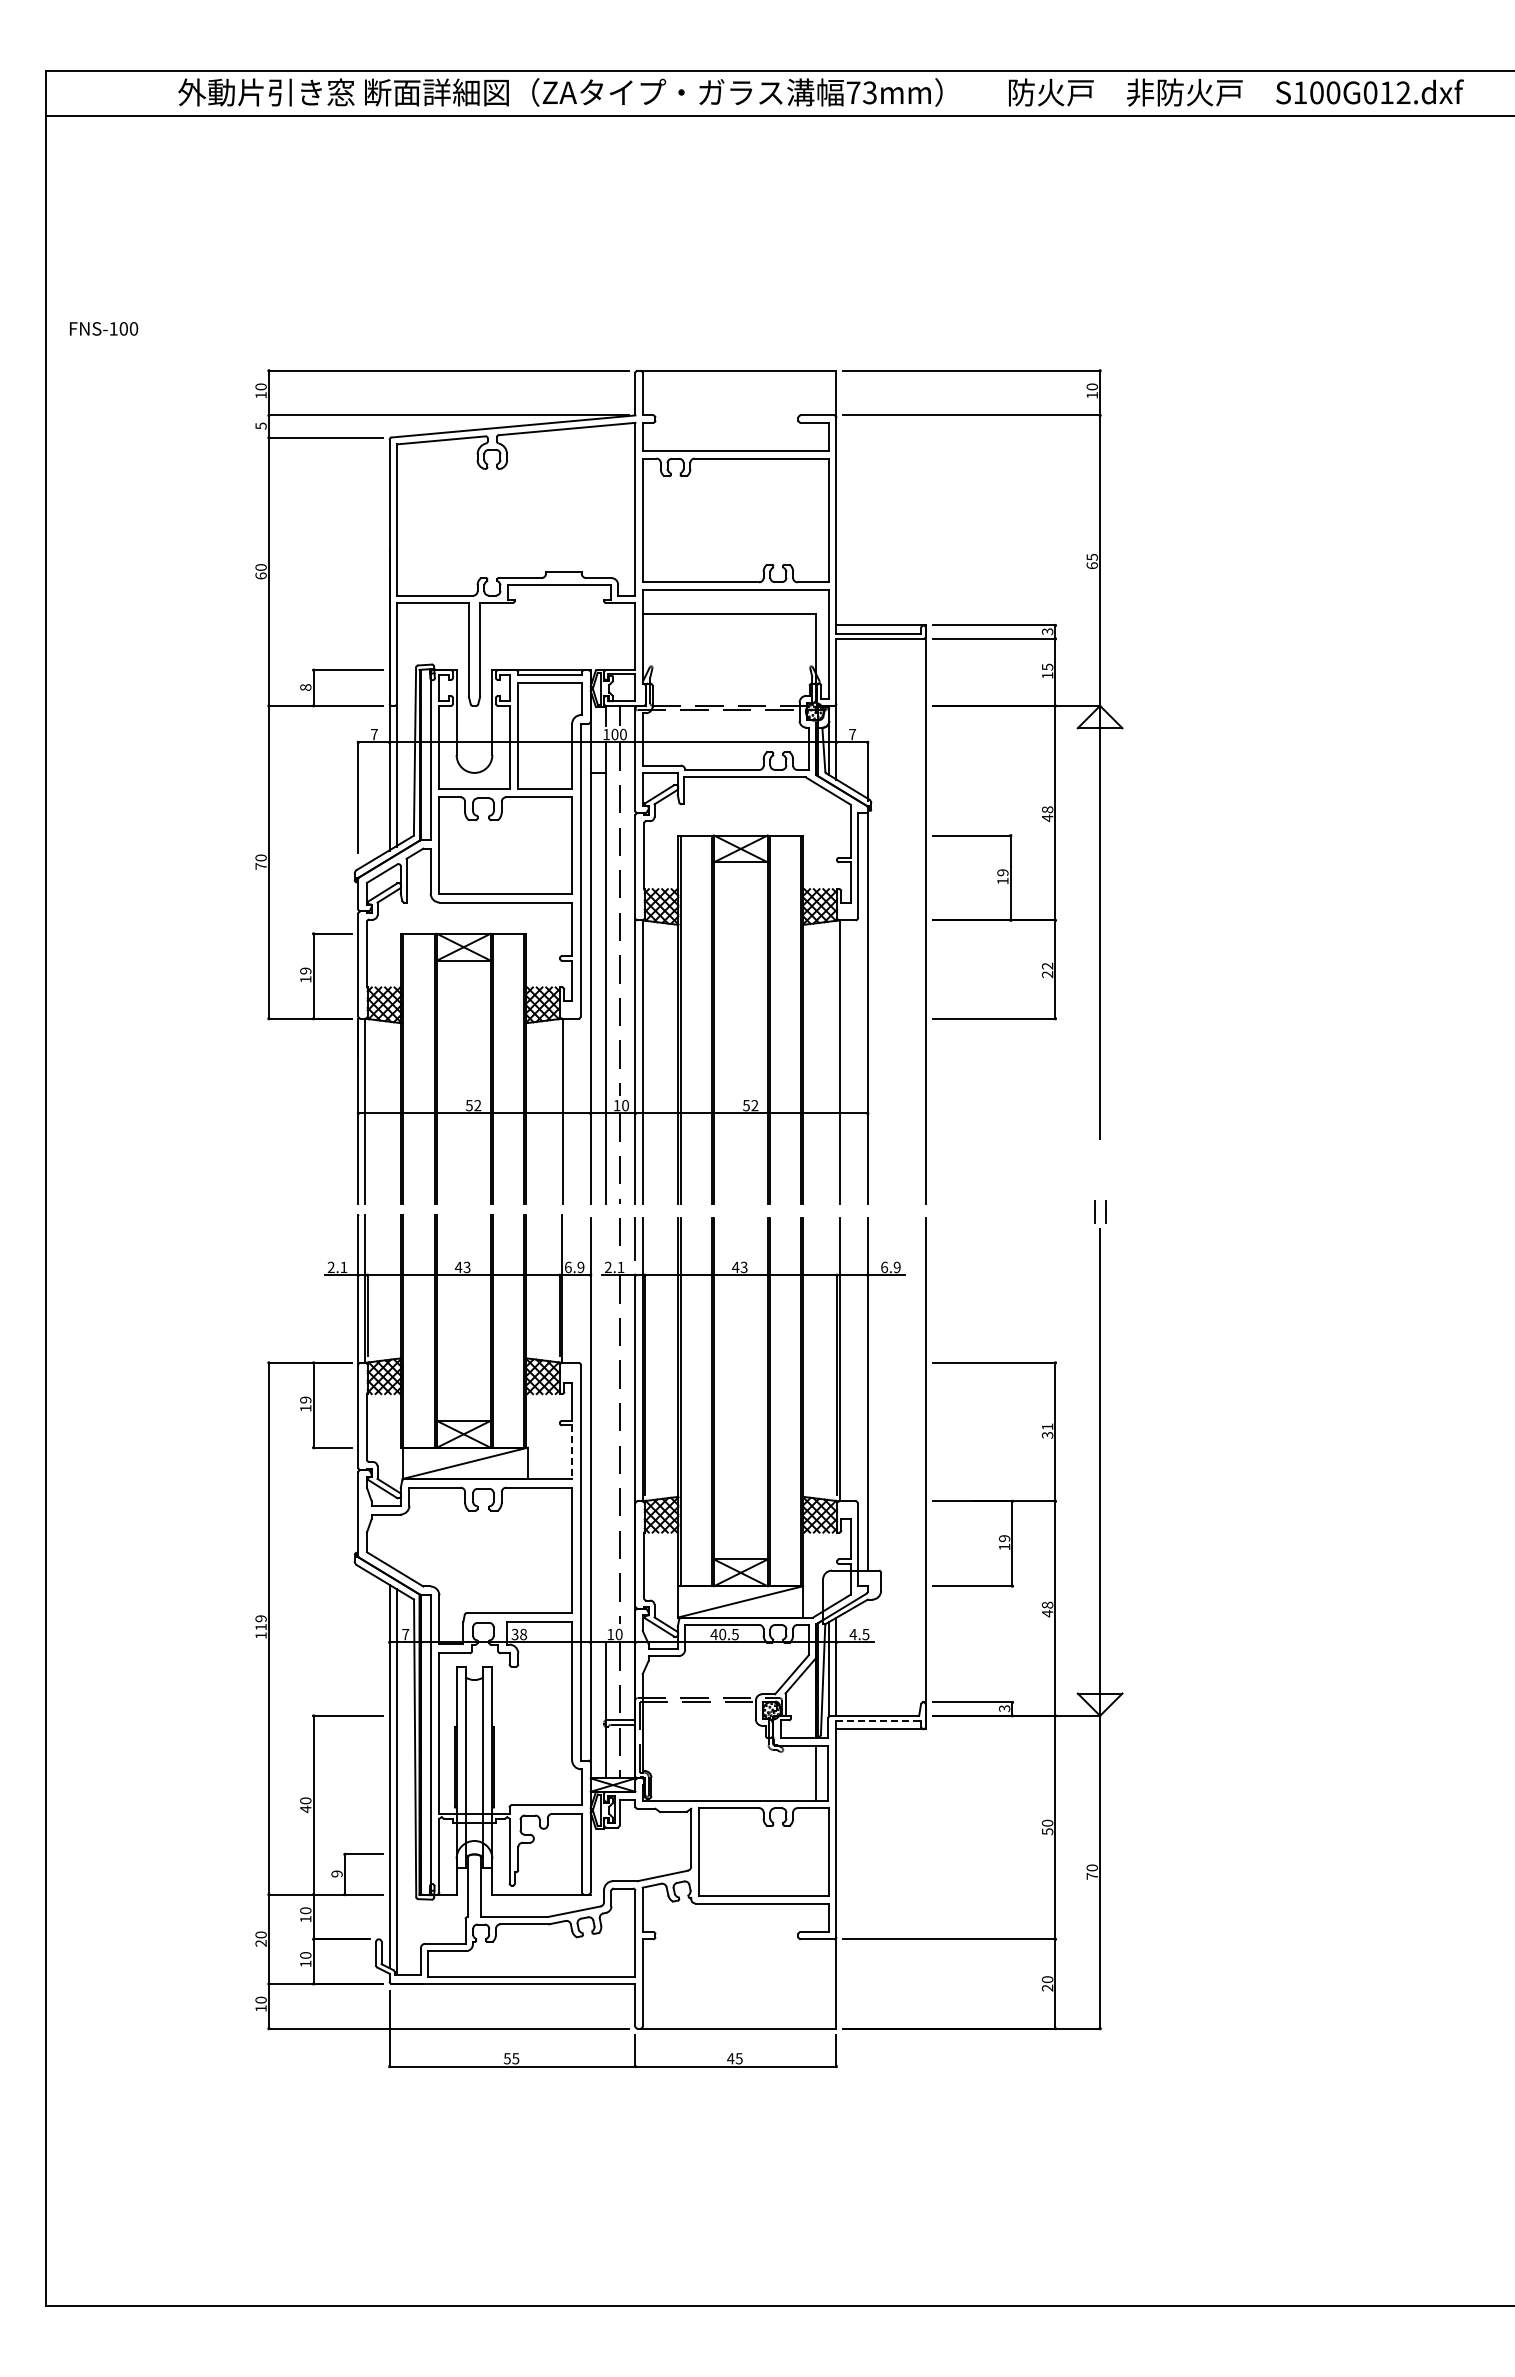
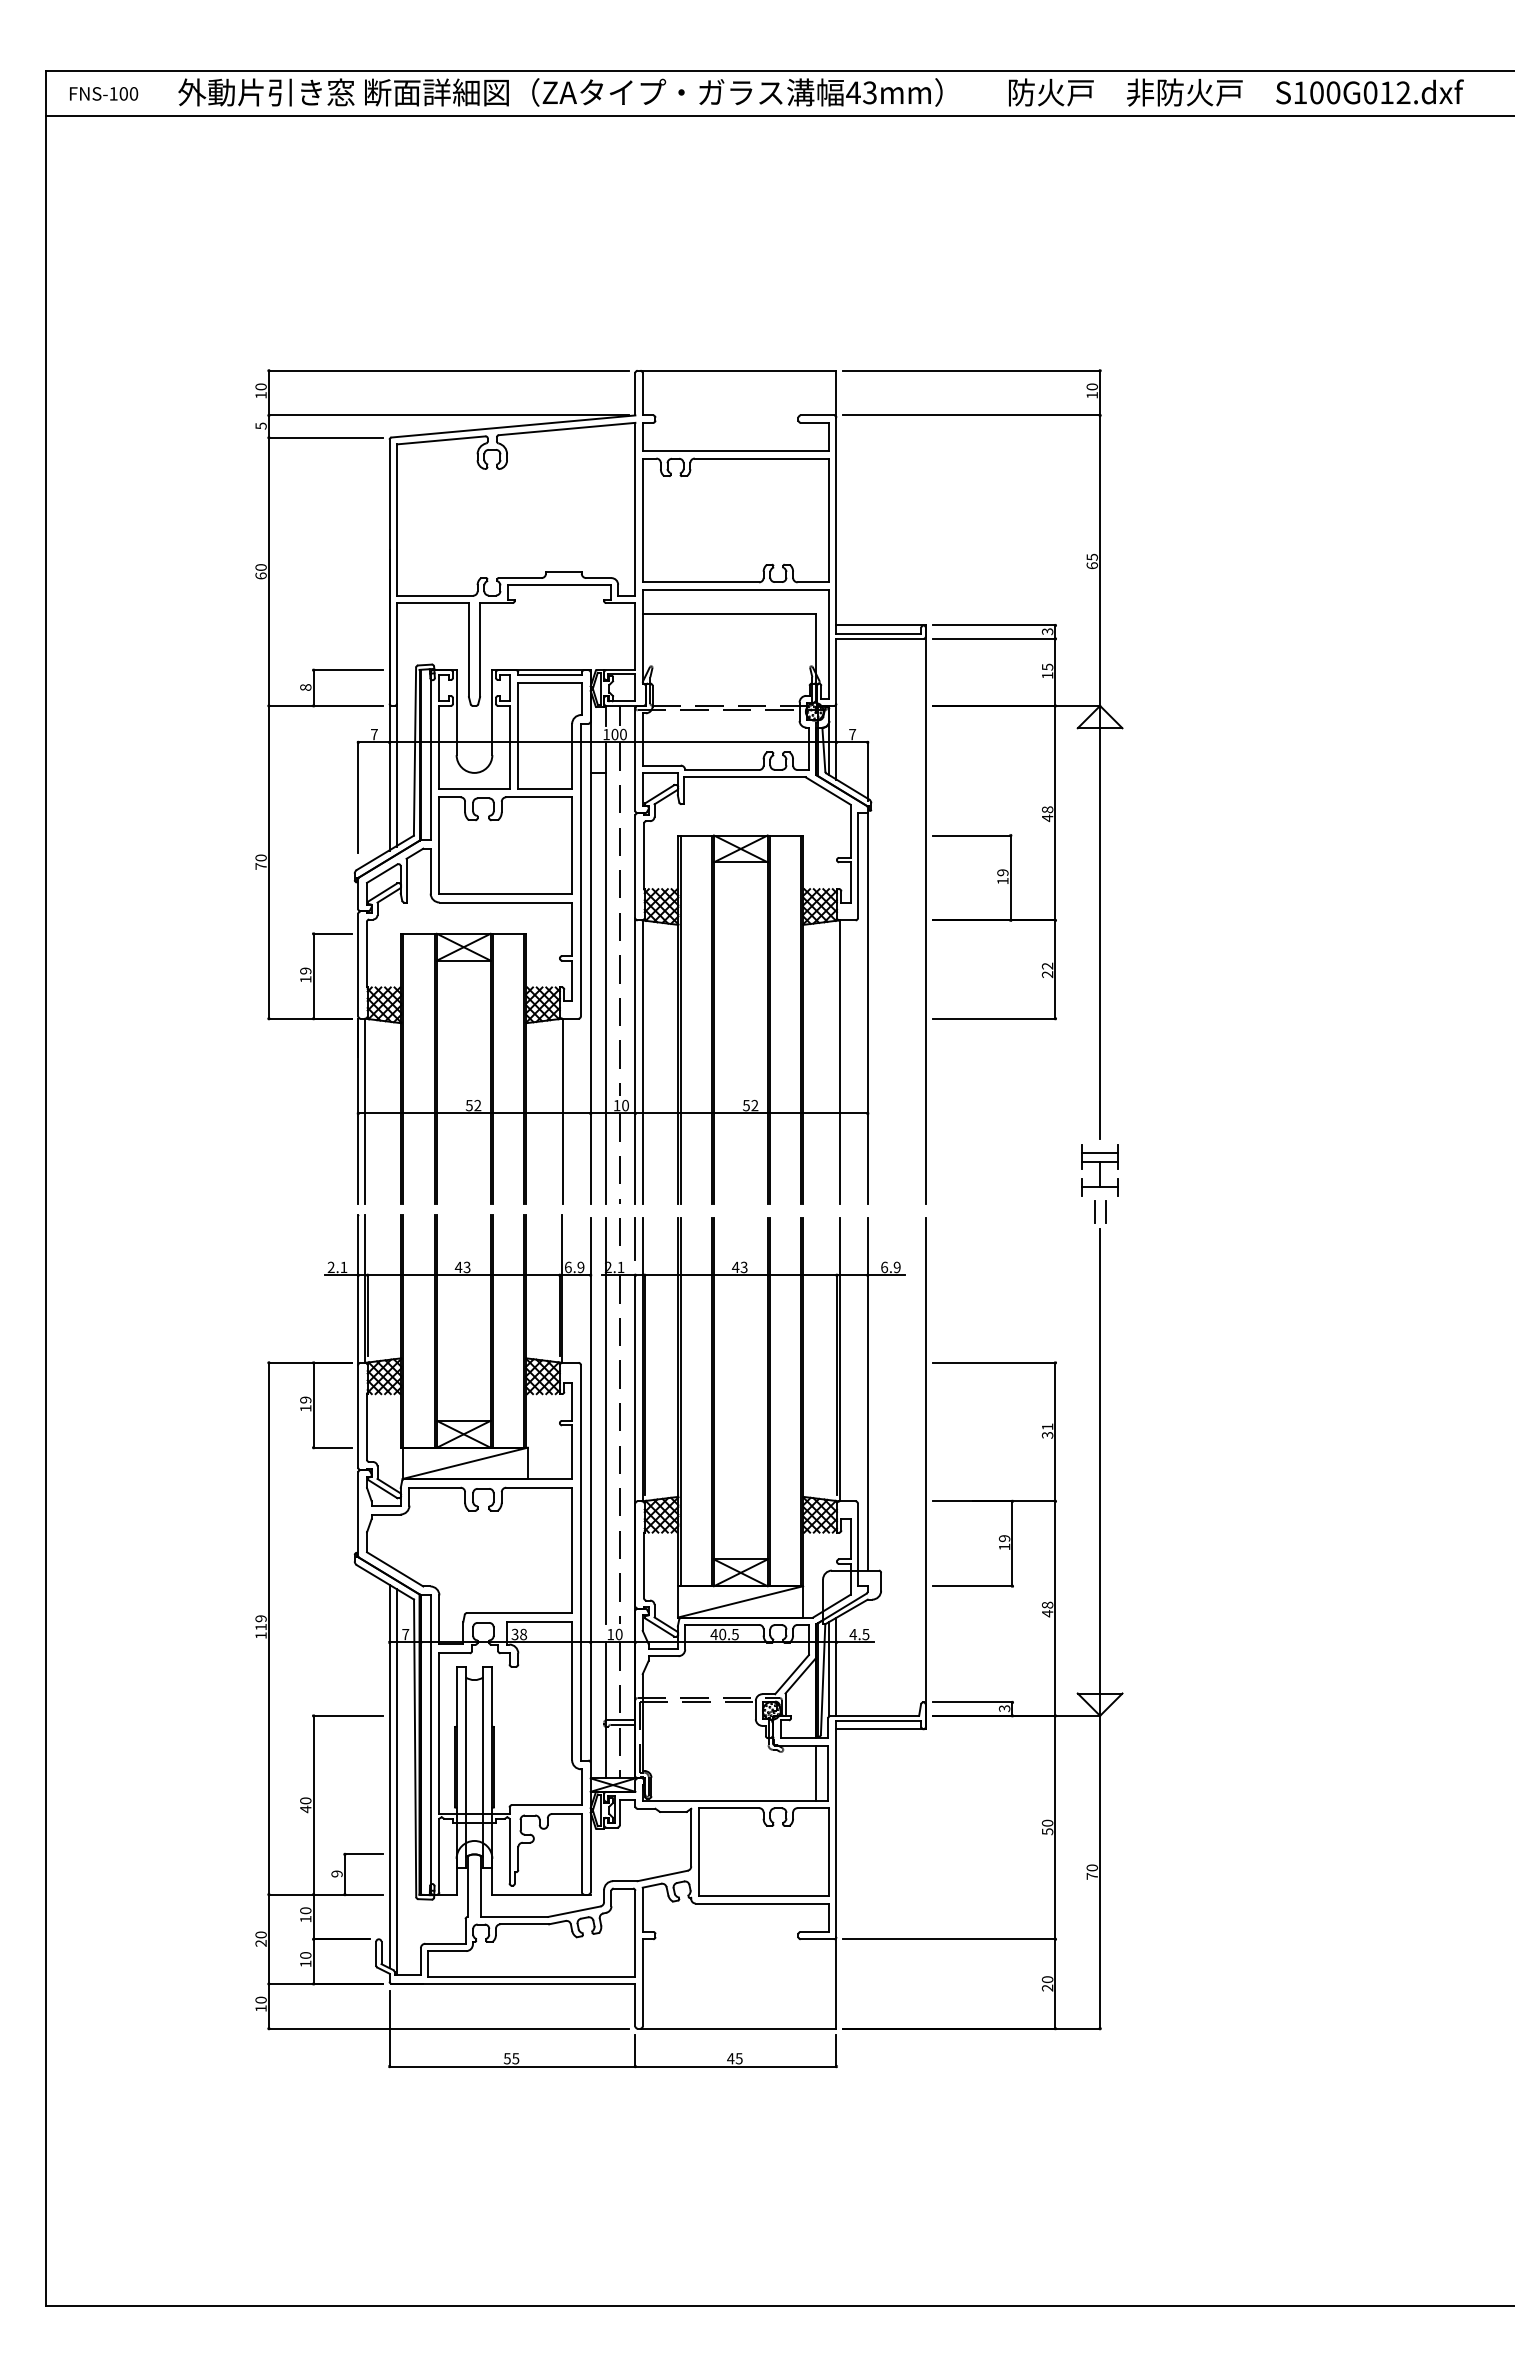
text: 73mm -> 43mm (853, 92)
text position: (104, 328) -> (104, 93) (104, 93)
part: none -> present (1099, 1170)
line: none -> present (606, 1420)
line: dashed -> solid (572, 1452)
line: dashed -> solid (879, 1720)
